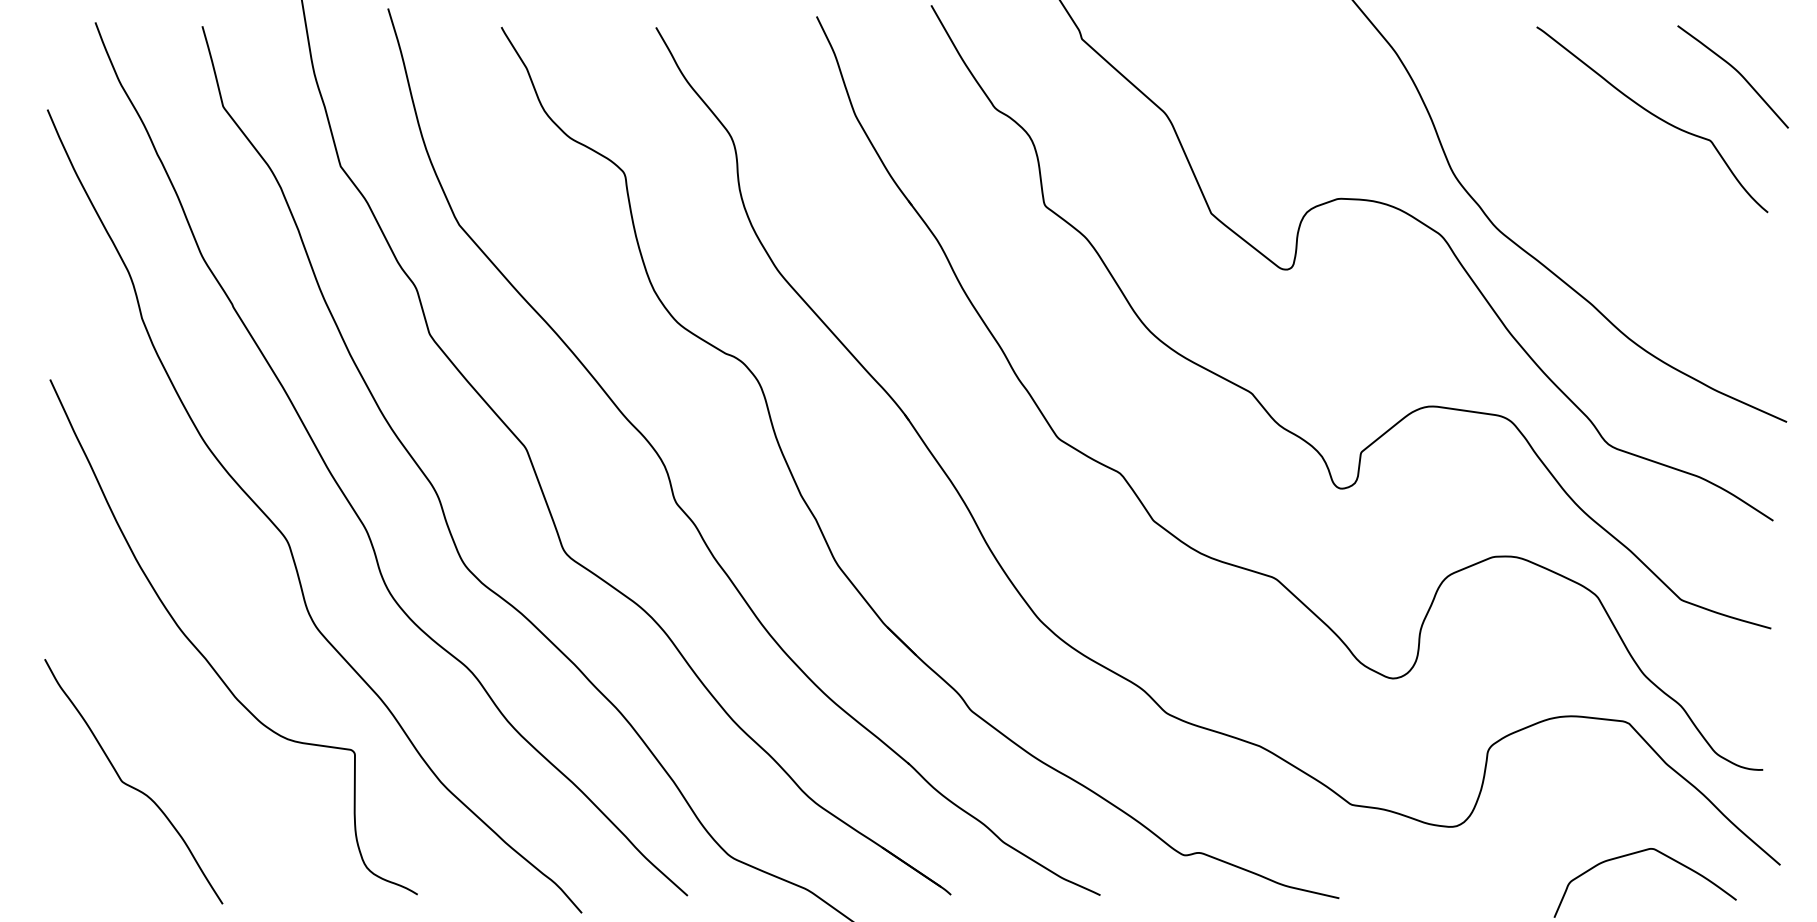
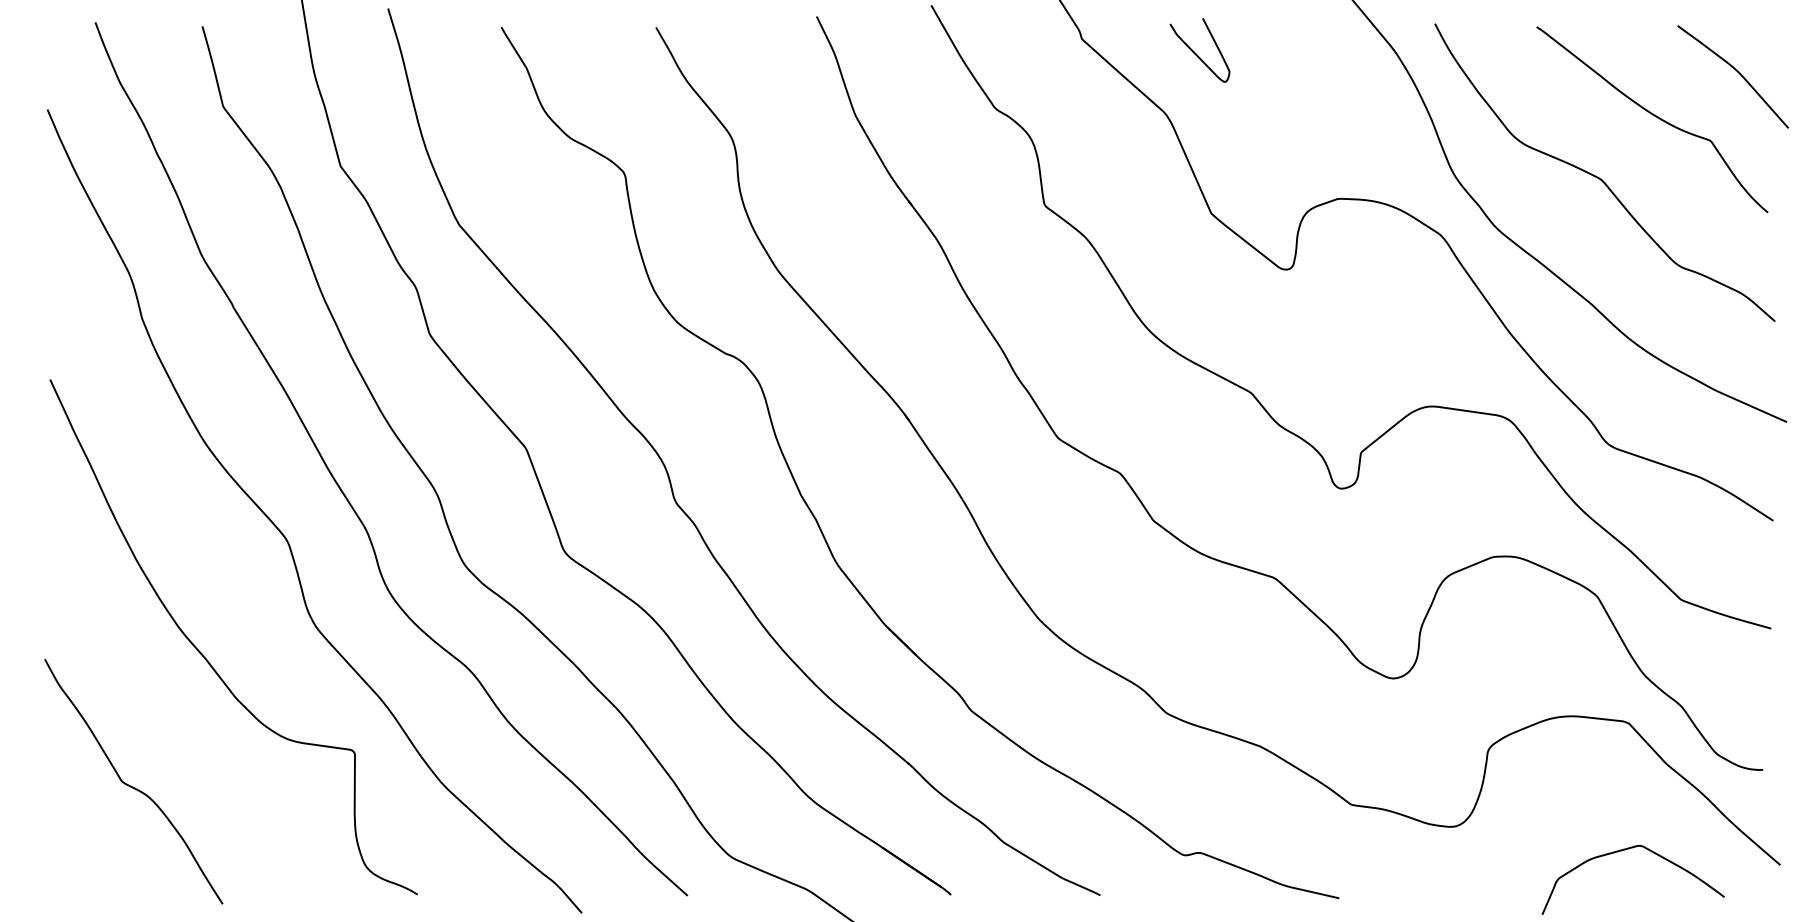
curve: none -> present (1196, 53)
curve: none -> present (1601, 178)
curve position: (1637, 853) -> (1625, 850) (1625, 850)
